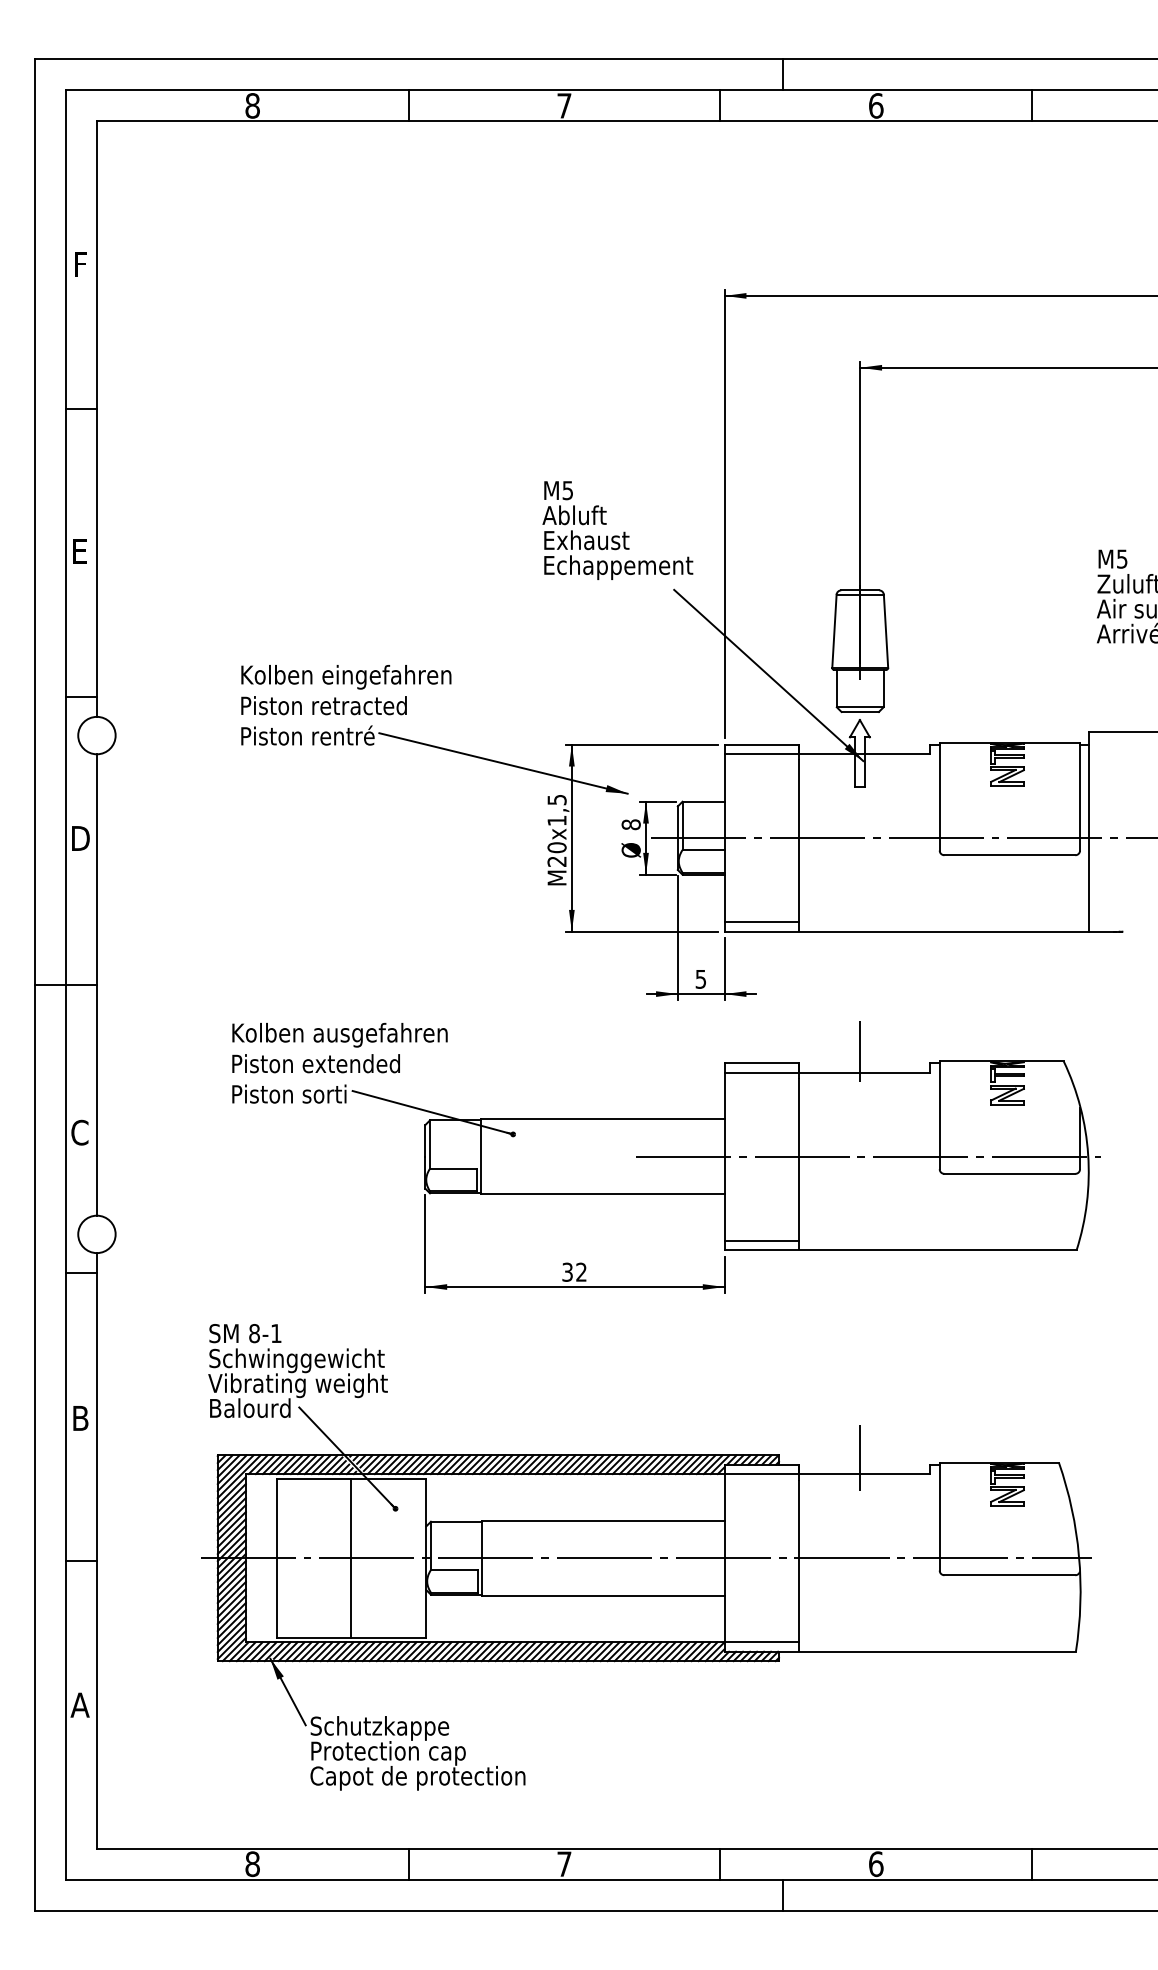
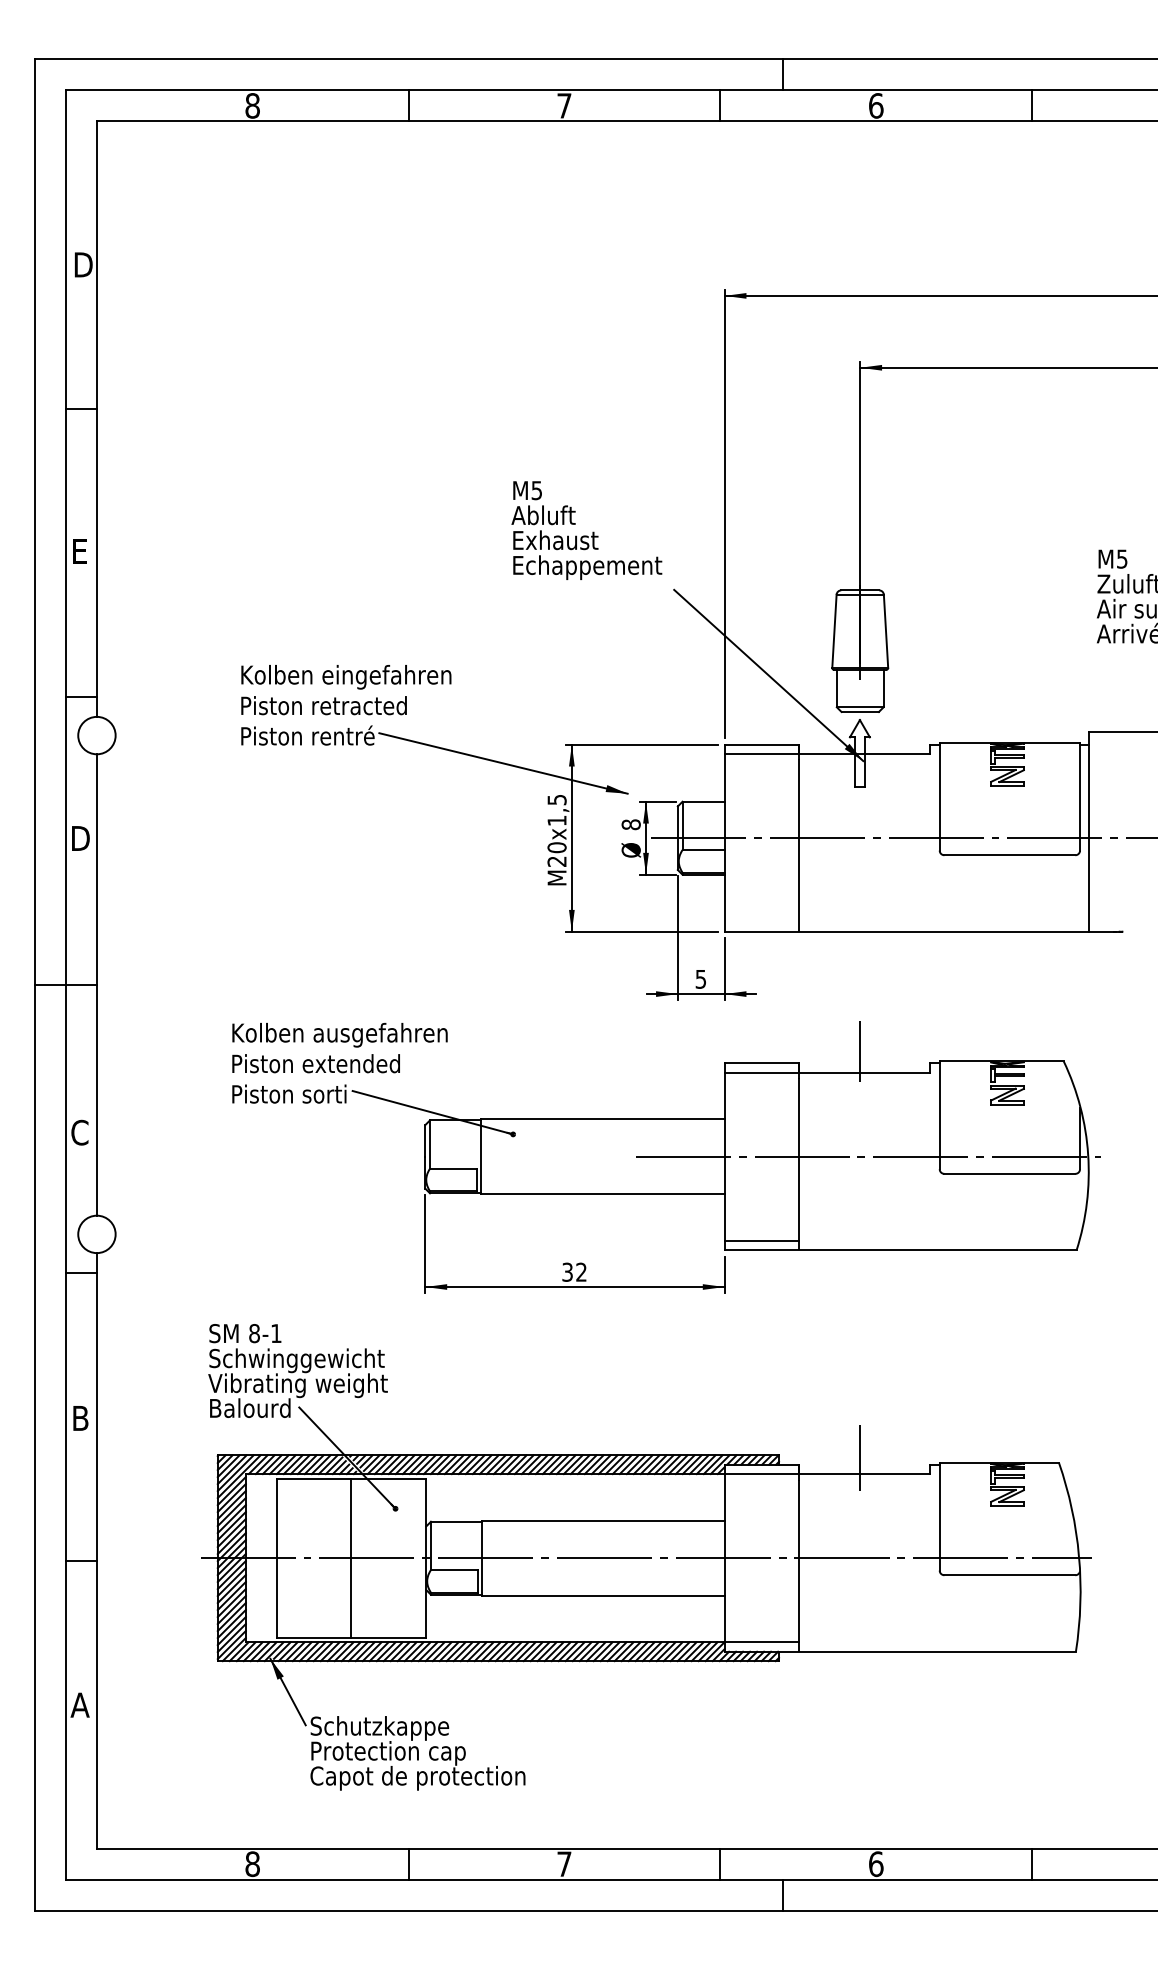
text: F -> D (83, 264)
part position: (617, 530) -> (586, 530) (586, 530)
line: present -> none (761, 922)
